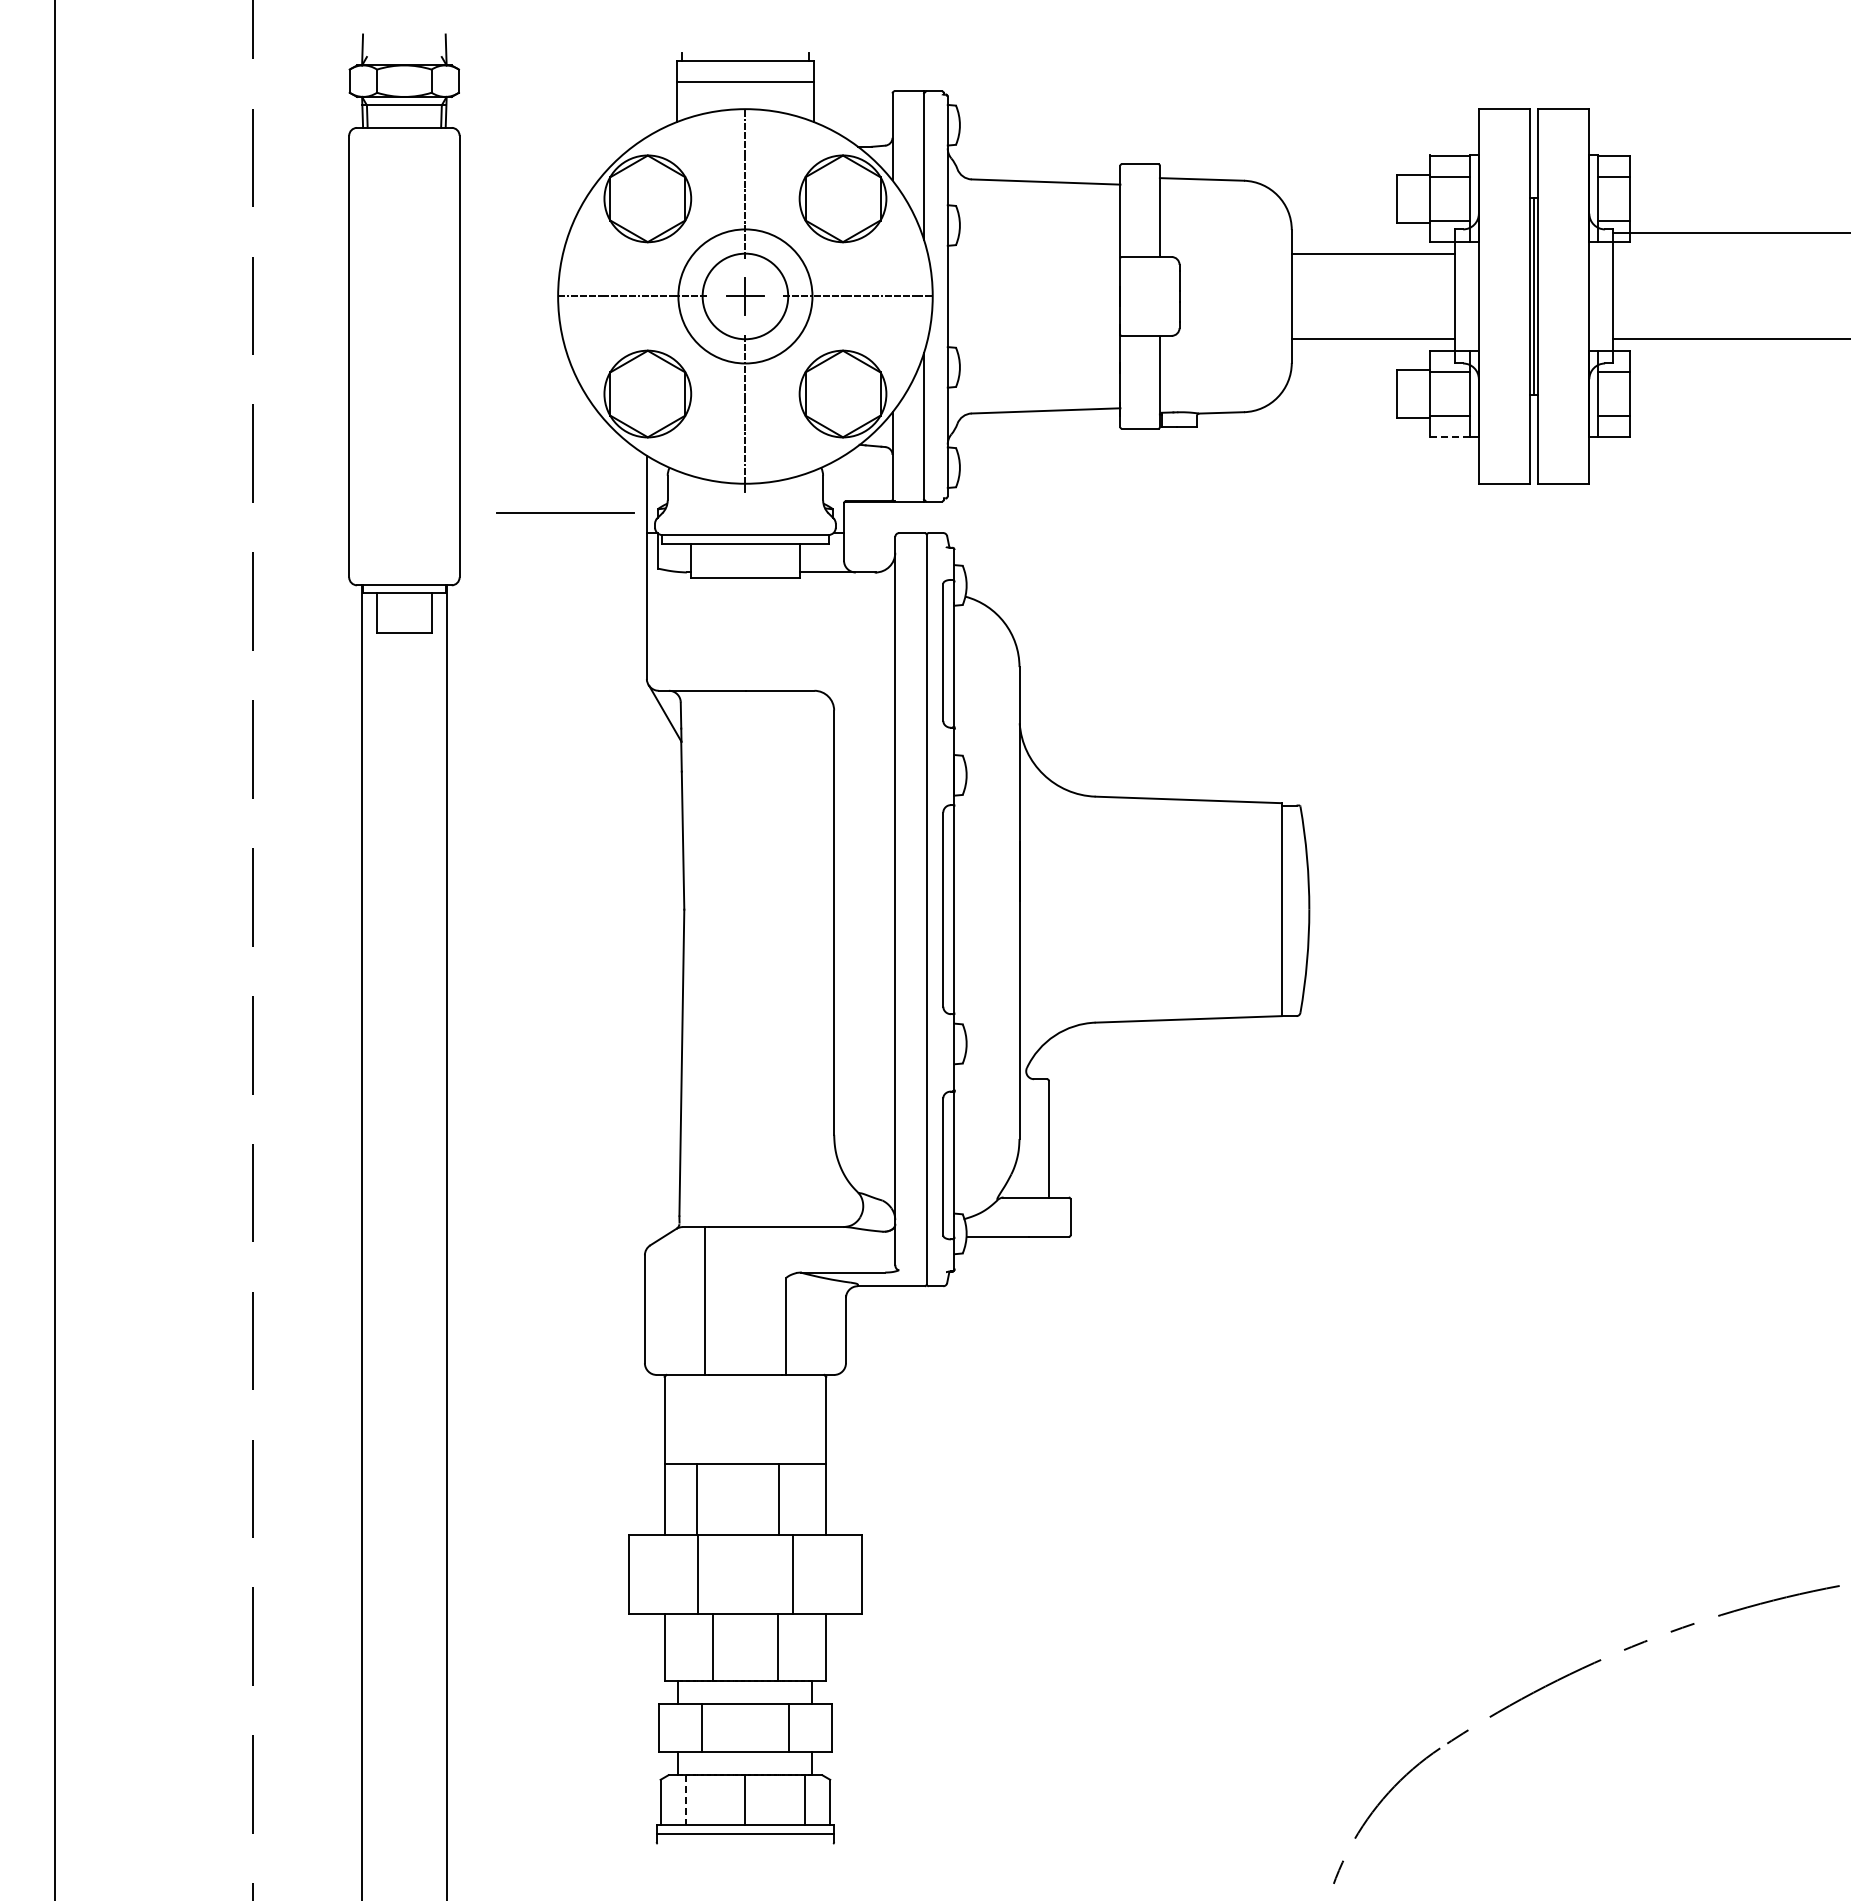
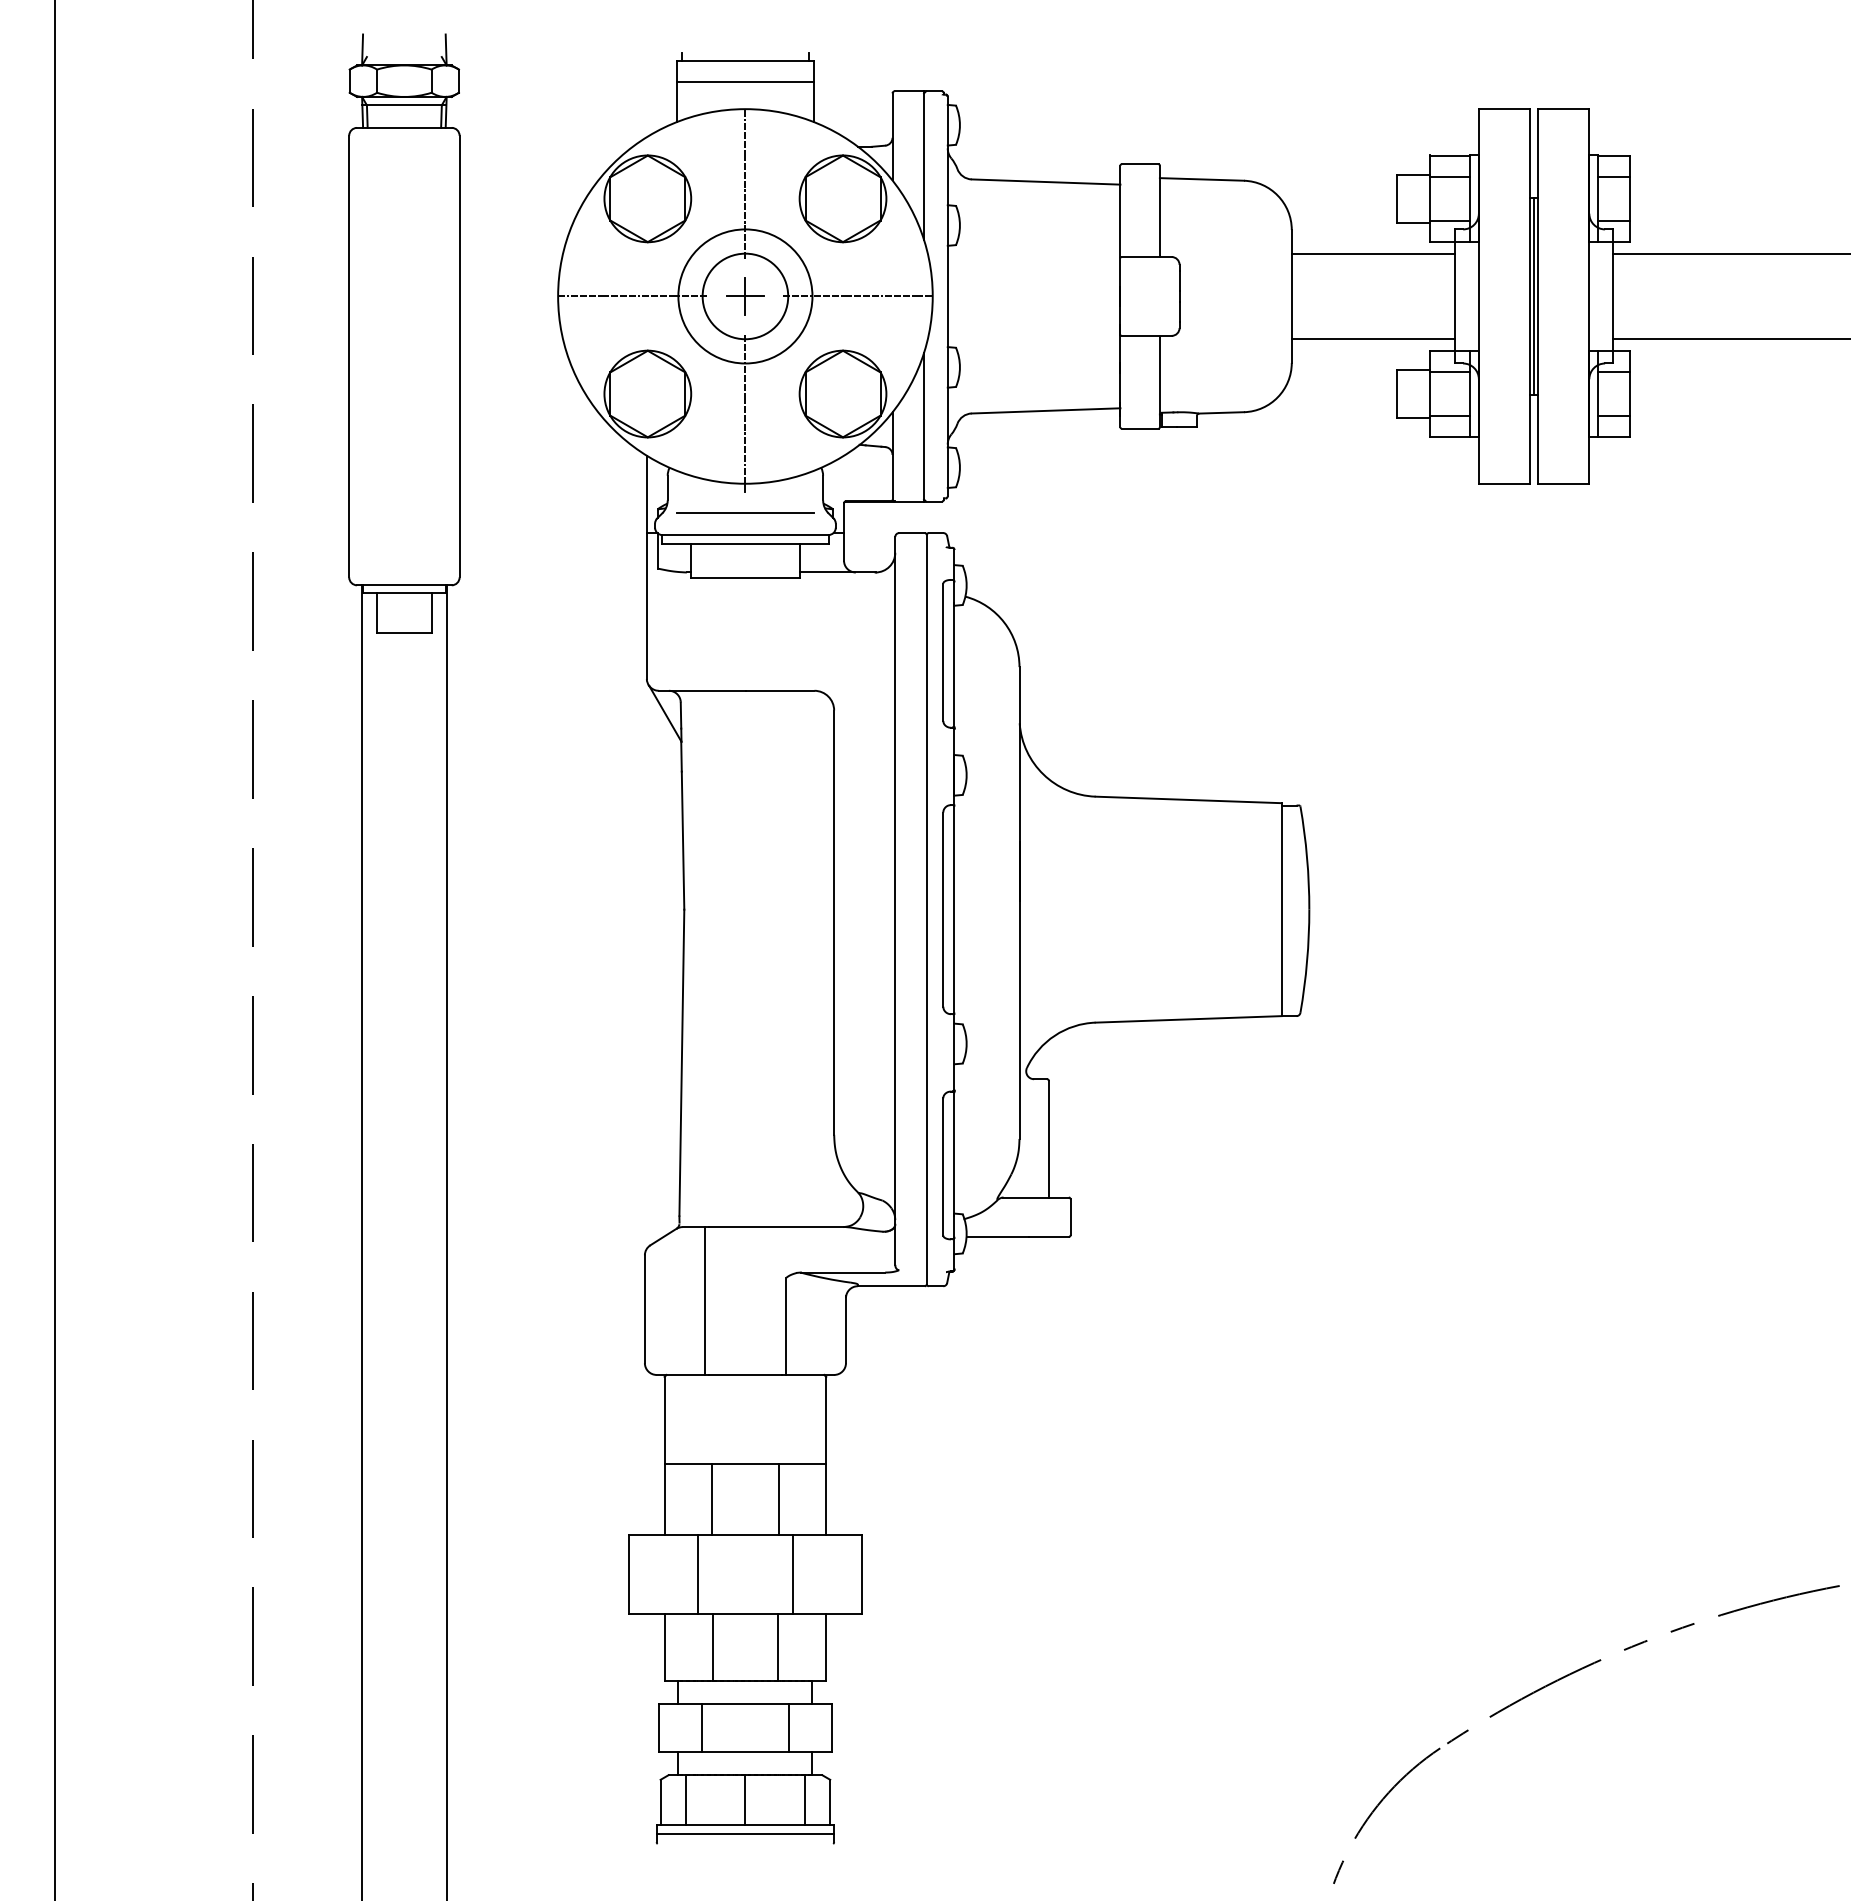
line position: (1729, 232) -> (1729, 253) (1729, 253)
line: dashed -> solid (1450, 437)
line position: (565, 512) -> (745, 512) (745, 512)
line position: (696, 1498) -> (711, 1498) (711, 1498)
line: dashed -> solid (685, 1799)
